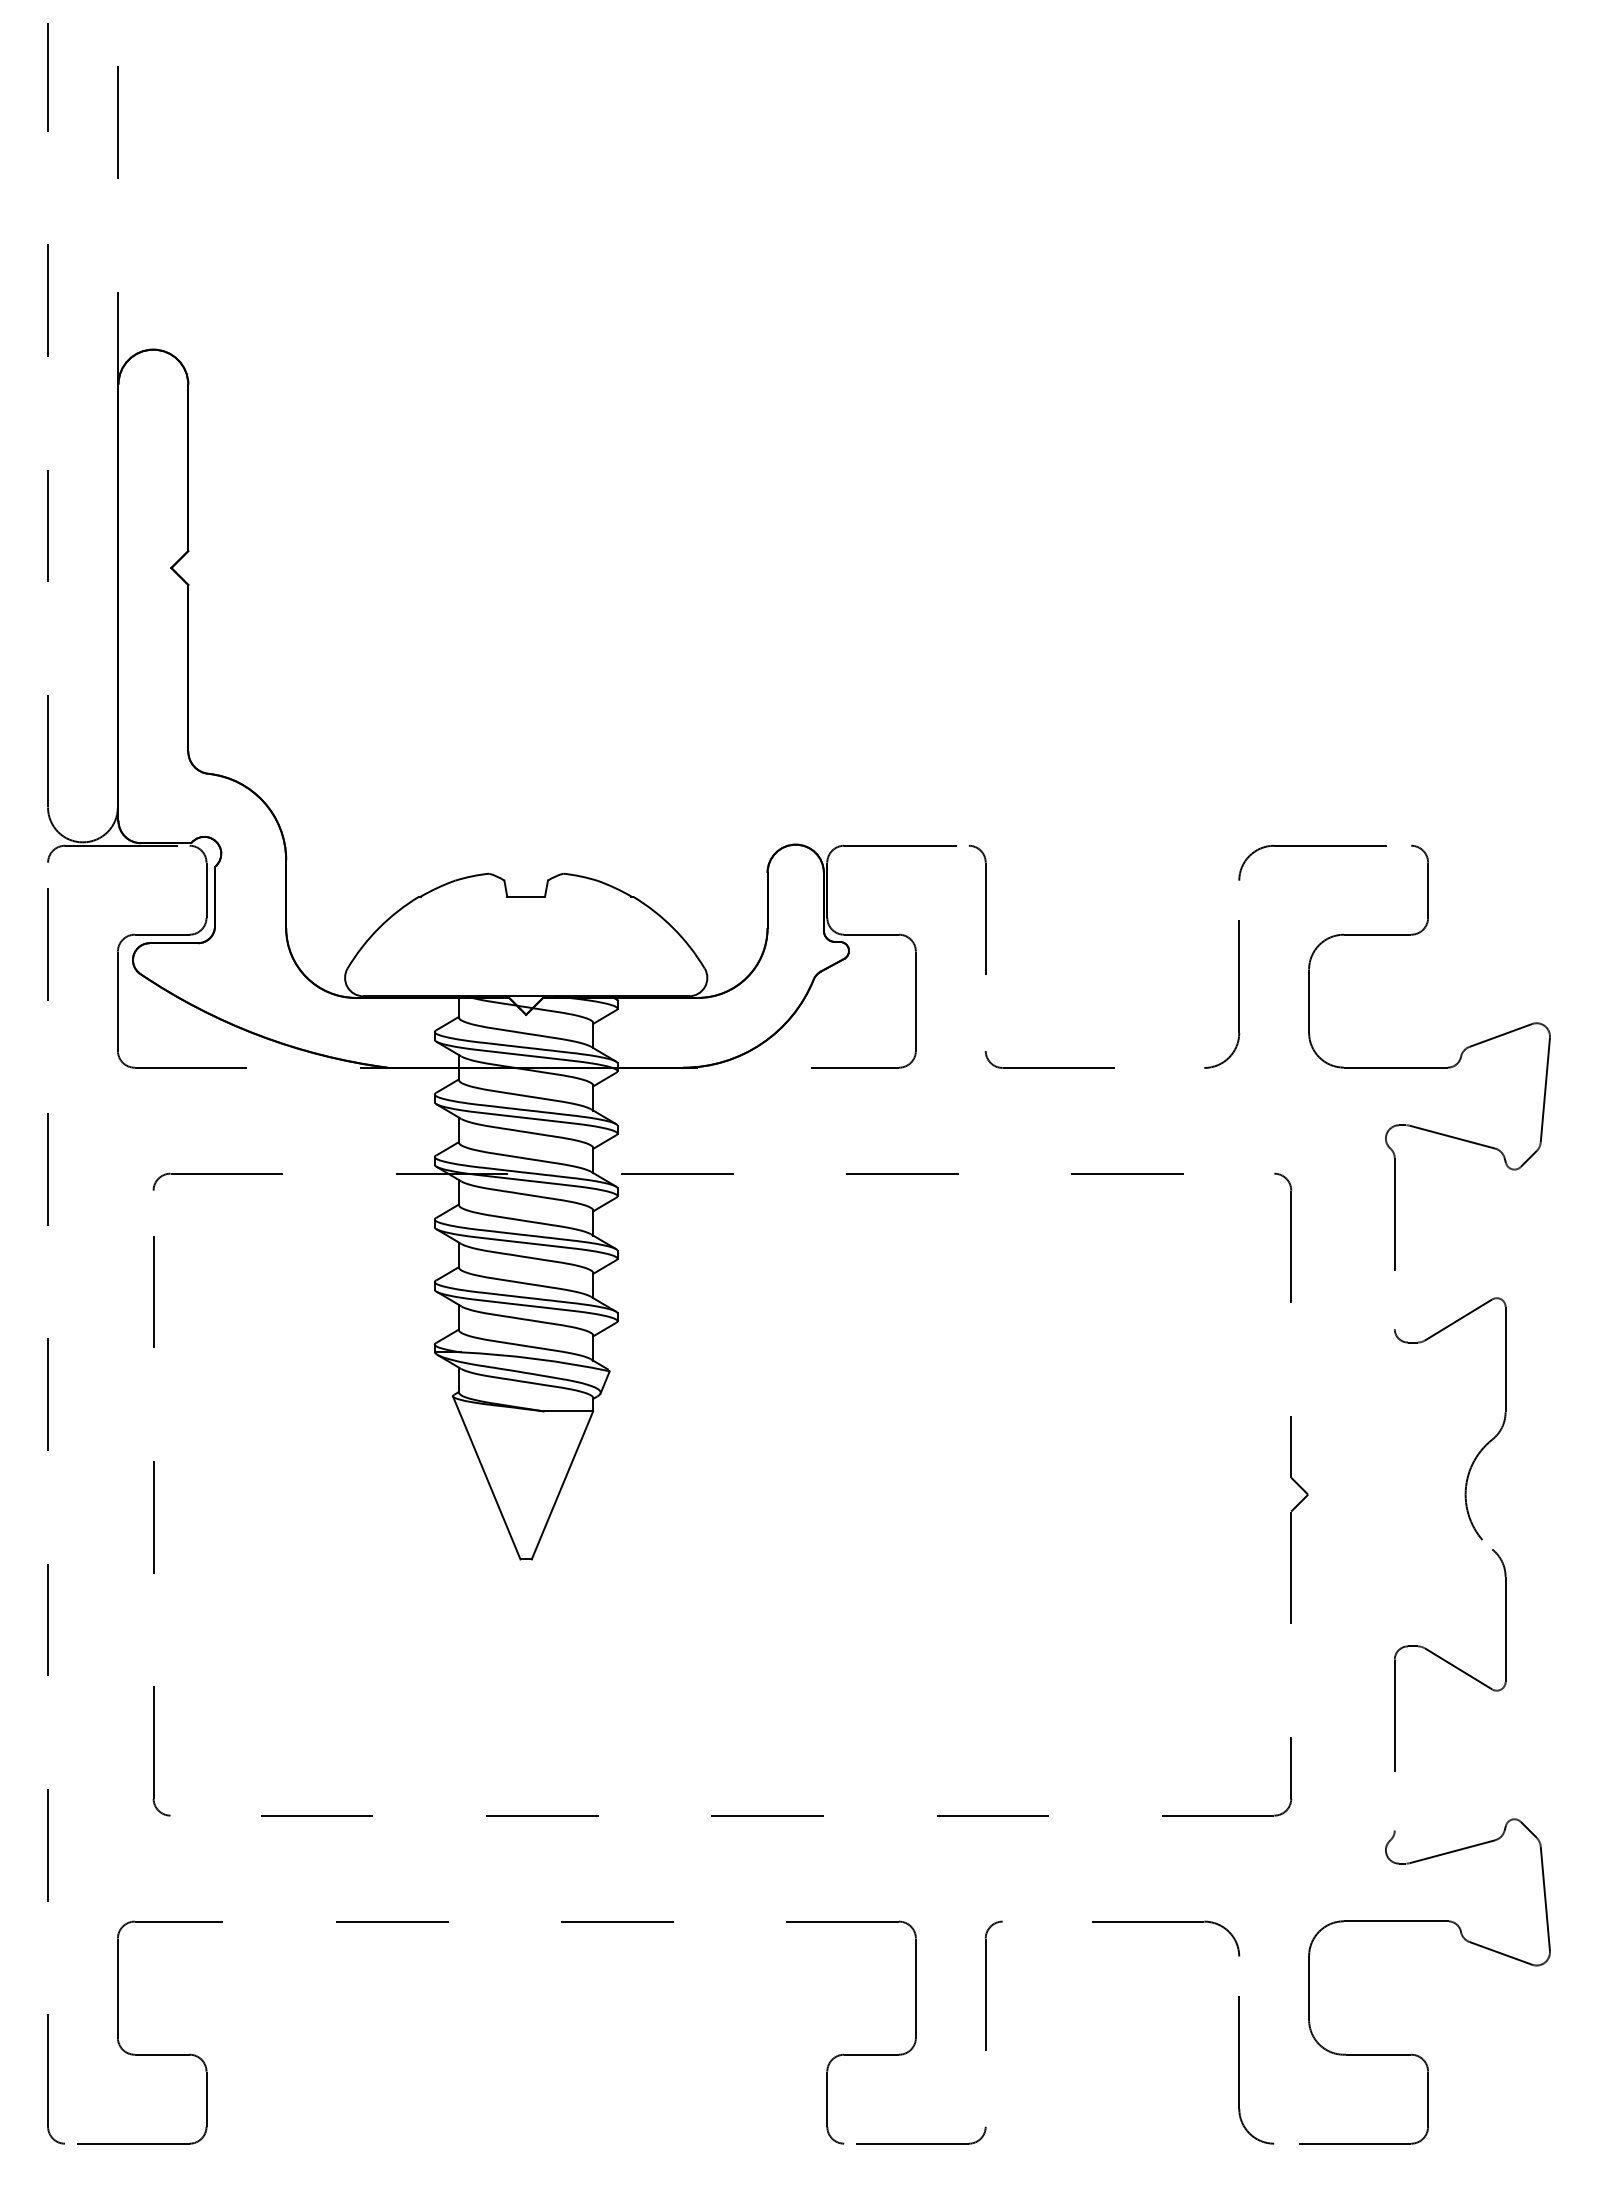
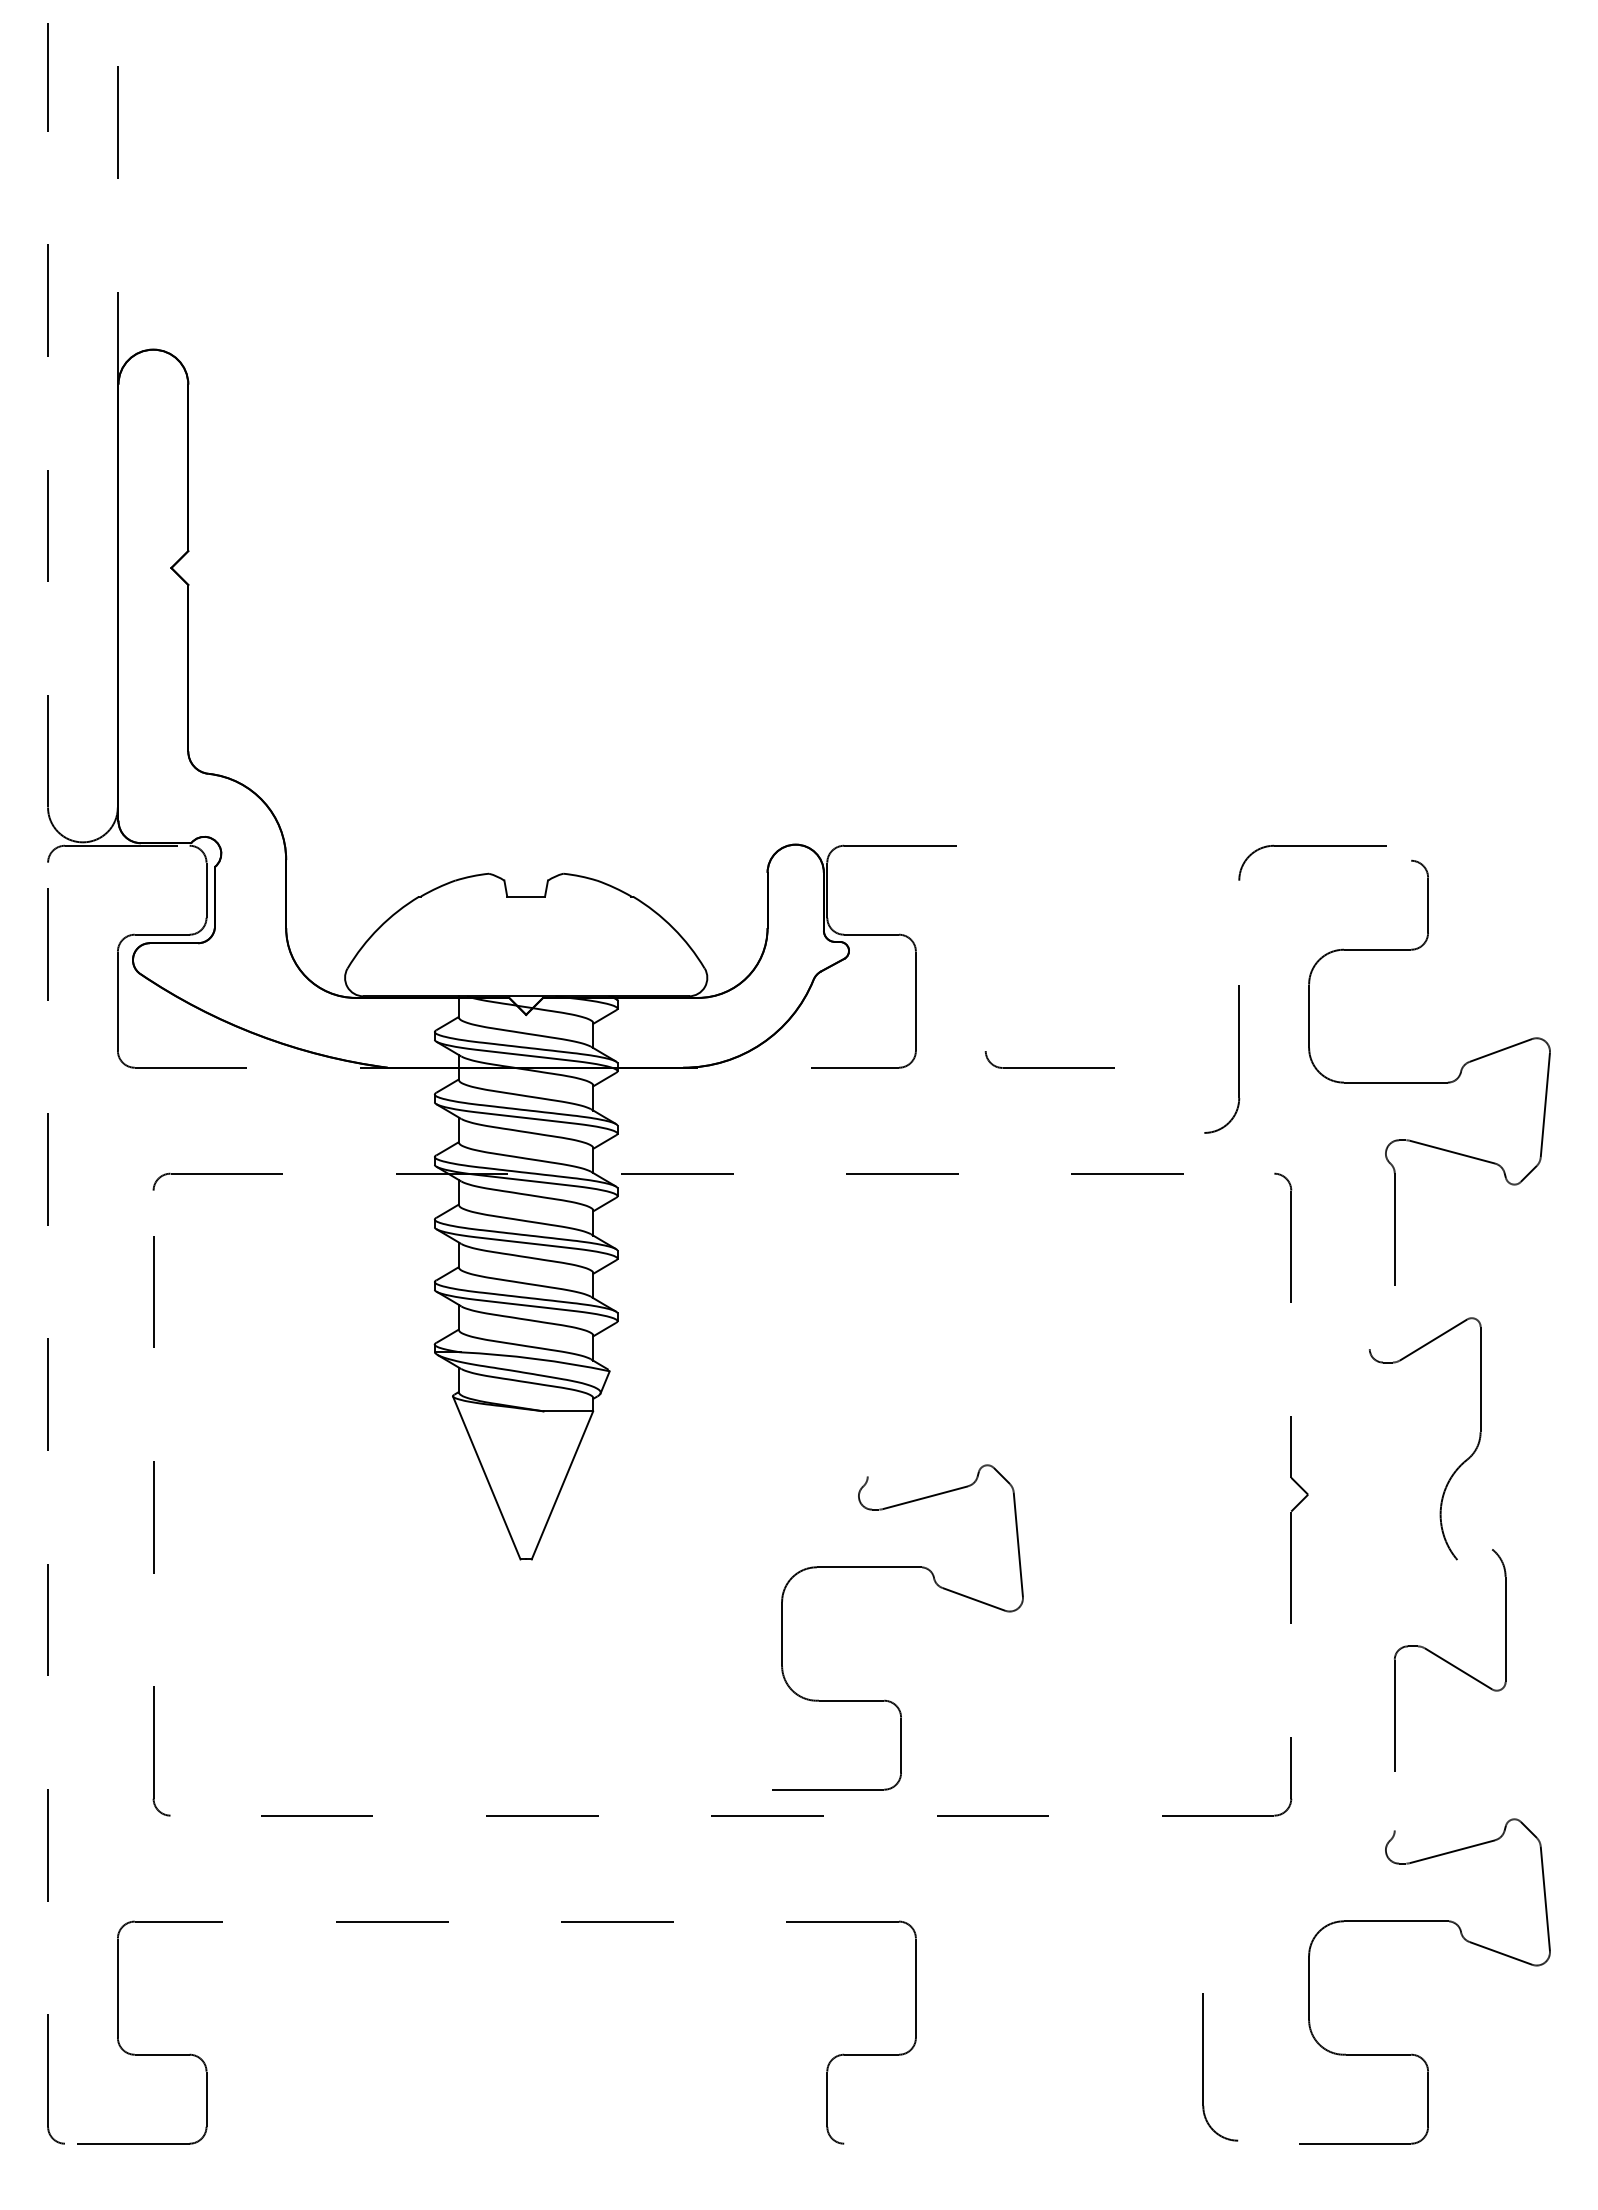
part: present -> none (985, 909)
part position: (1238, 994) -> (1238, 1059) (1238, 1059)
part position: (1429, 1067) -> (1429, 1082) (1429, 1082)
part position: (1481, 1448) -> (1456, 1468) (1456, 1468)
part: none -> present (937, 1586)
part: present -> none (1166, 1922)
part: present -> none (986, 1985)
part position: (1239, 2070) -> (1203, 2067) (1203, 2067)
part: present -> none (921, 2143)
